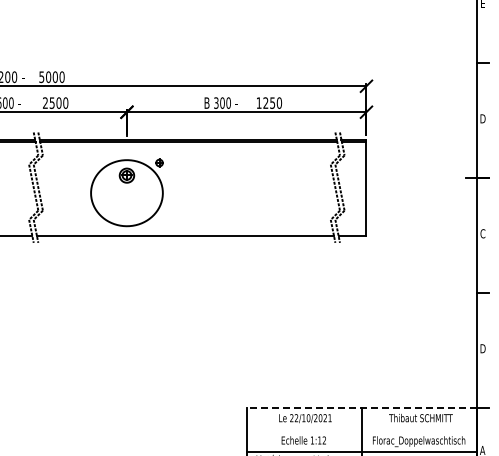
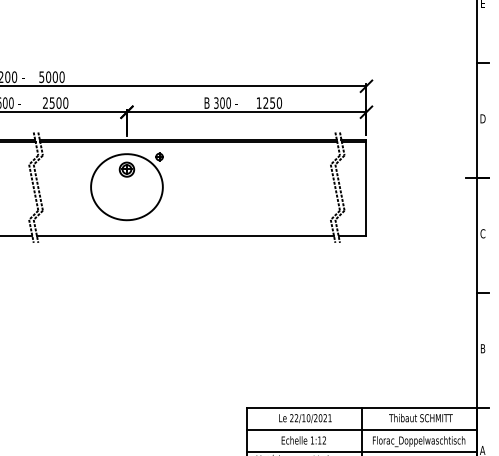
part position: (126, 192) -> (126, 186) (126, 186)
text: D -> B (482, 348)
line: dashed -> solid (362, 407)
line: none -> present (362, 429)
